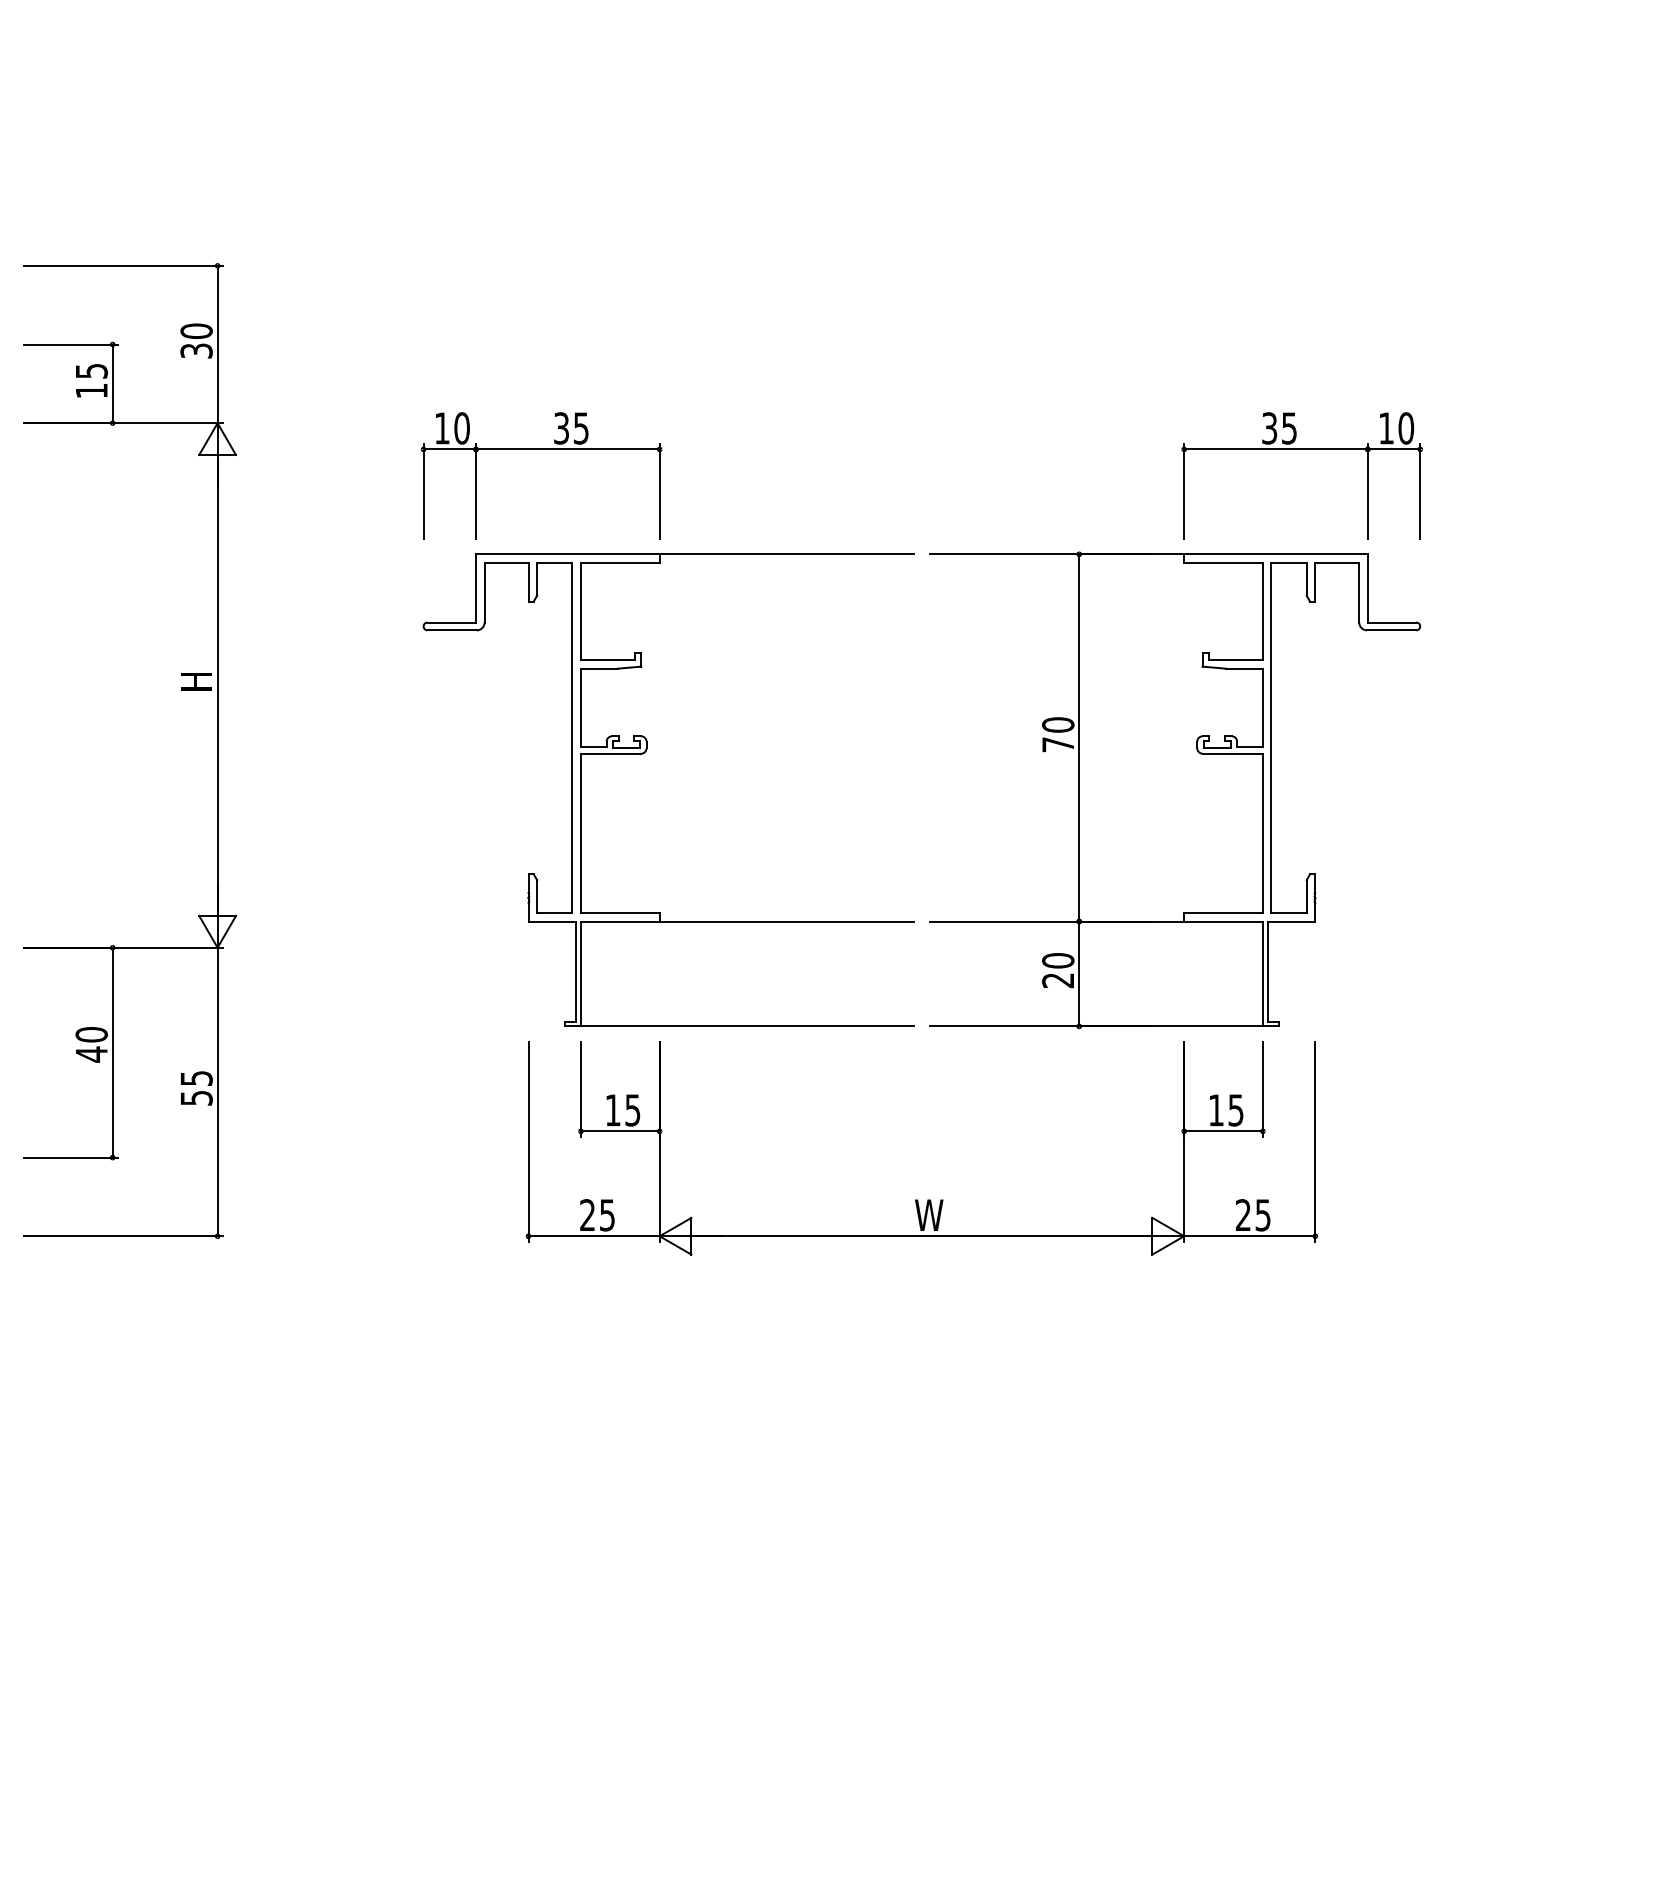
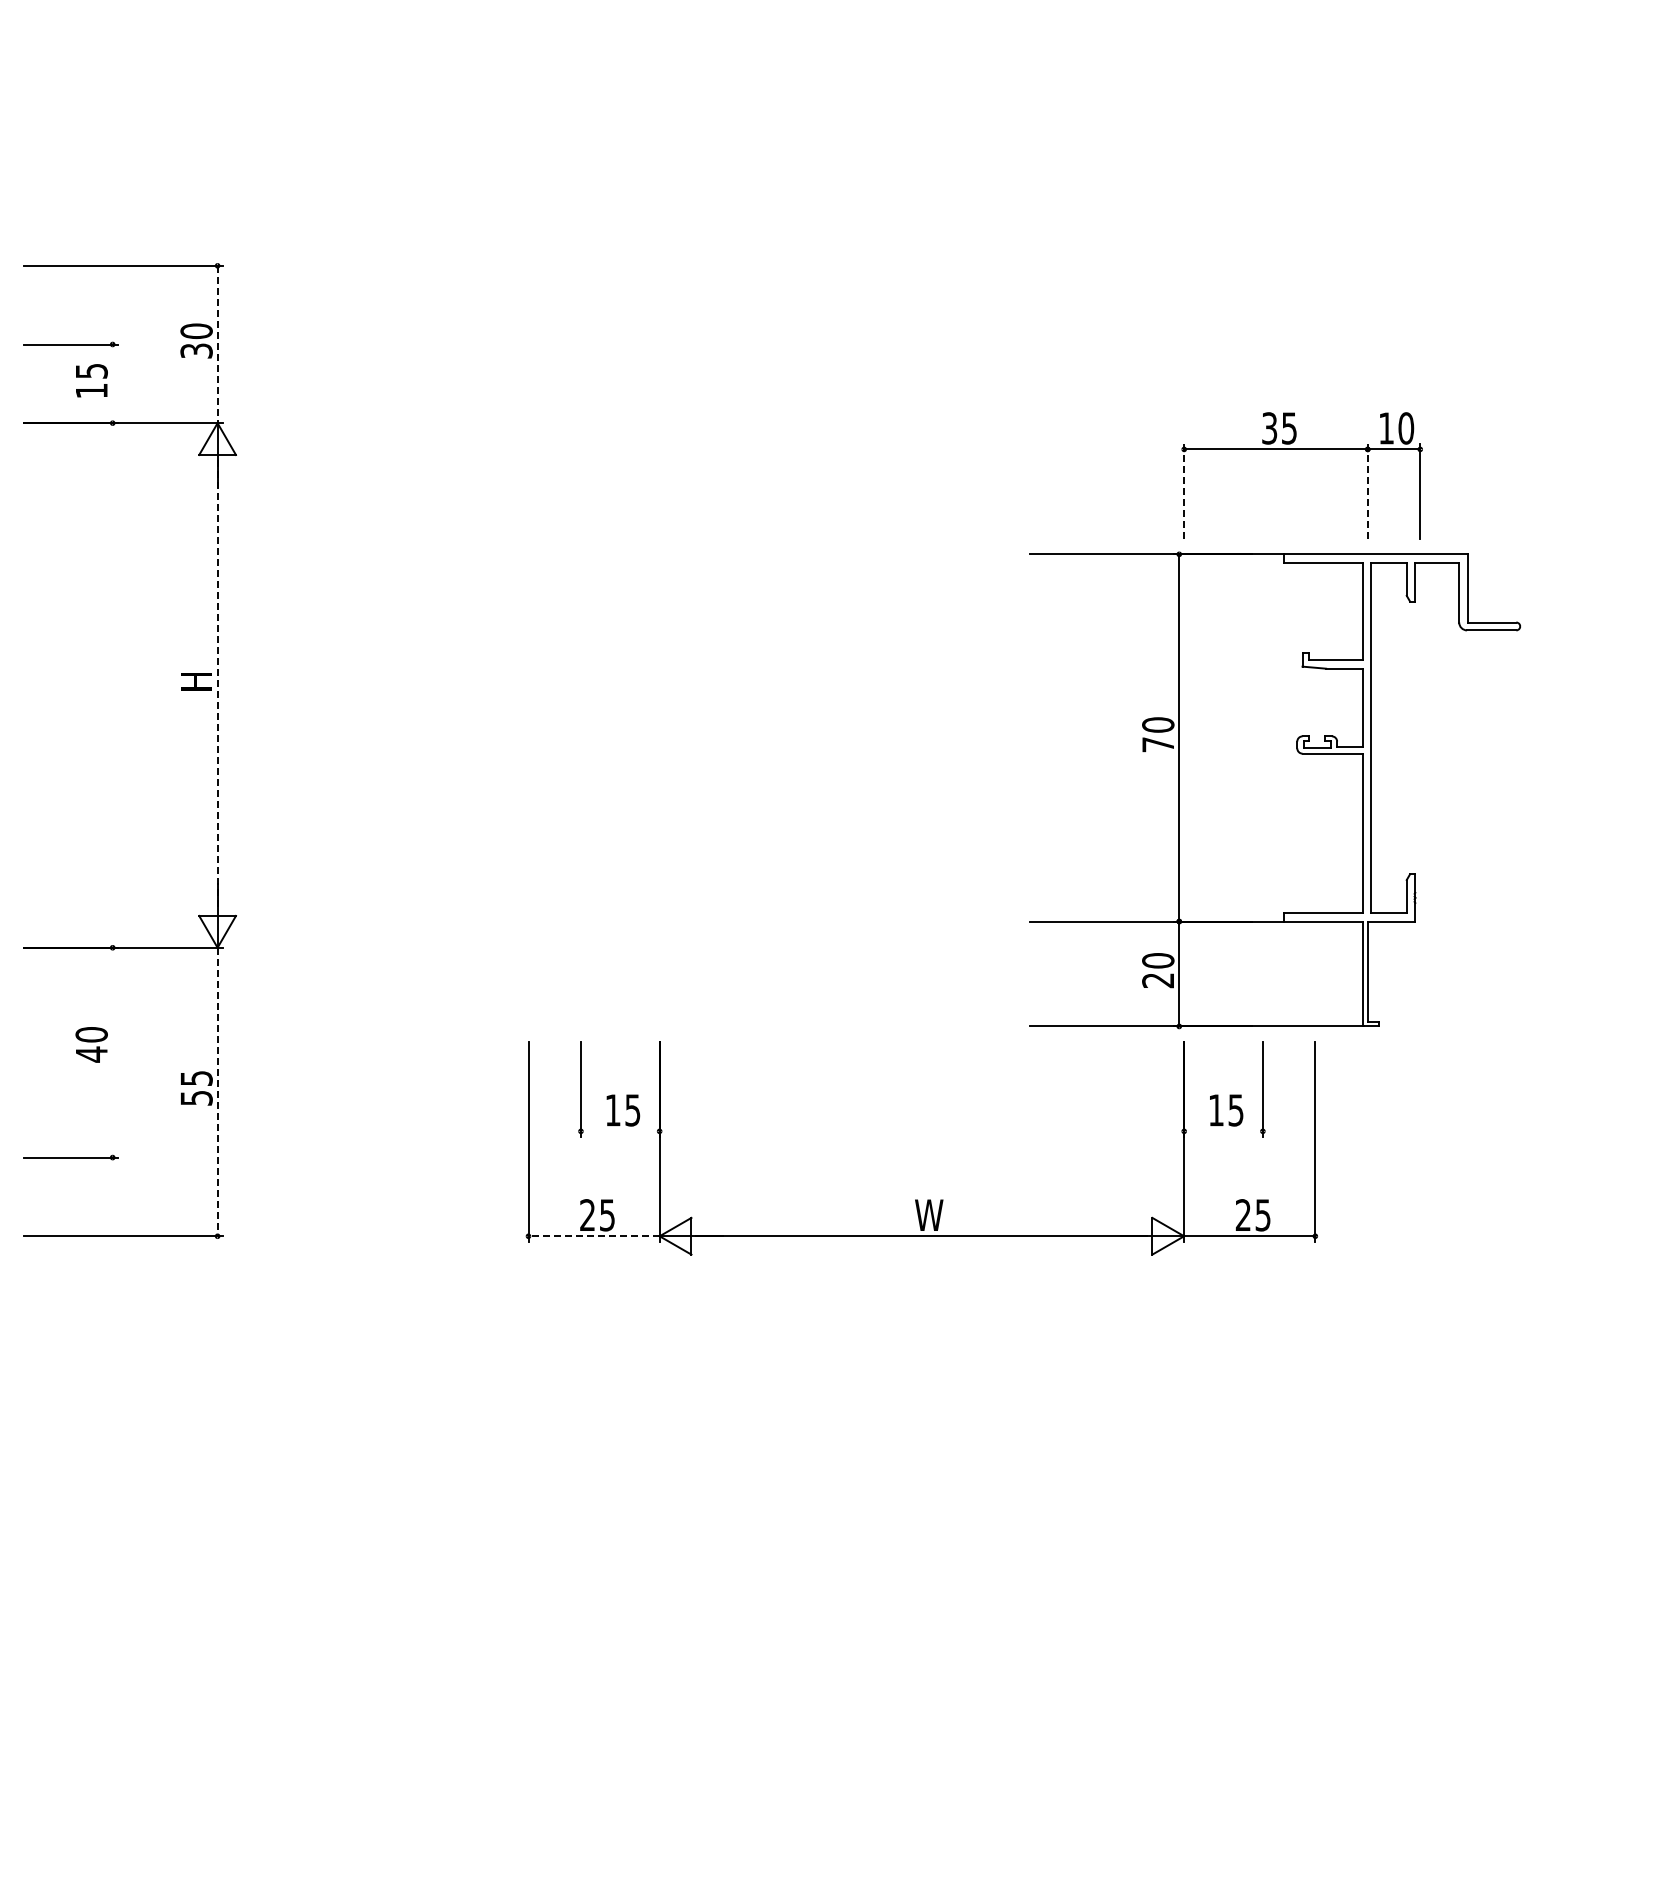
line: solid -> dashed (217, 344)
line: present -> none (112, 383)
part: present -> none (541, 449)
line: solid -> dashed (1184, 490)
line: solid -> dashed (1367, 490)
line: solid -> dashed (217, 685)
part: present -> none (643, 754)
part position: (1174, 790) -> (1274, 790) (1274, 790)
line: present -> none (112, 1052)
line: solid -> dashed (217, 1092)
line: present -> none (619, 1131)
line: present -> none (1223, 1131)
line: solid -> dashed (594, 1236)
